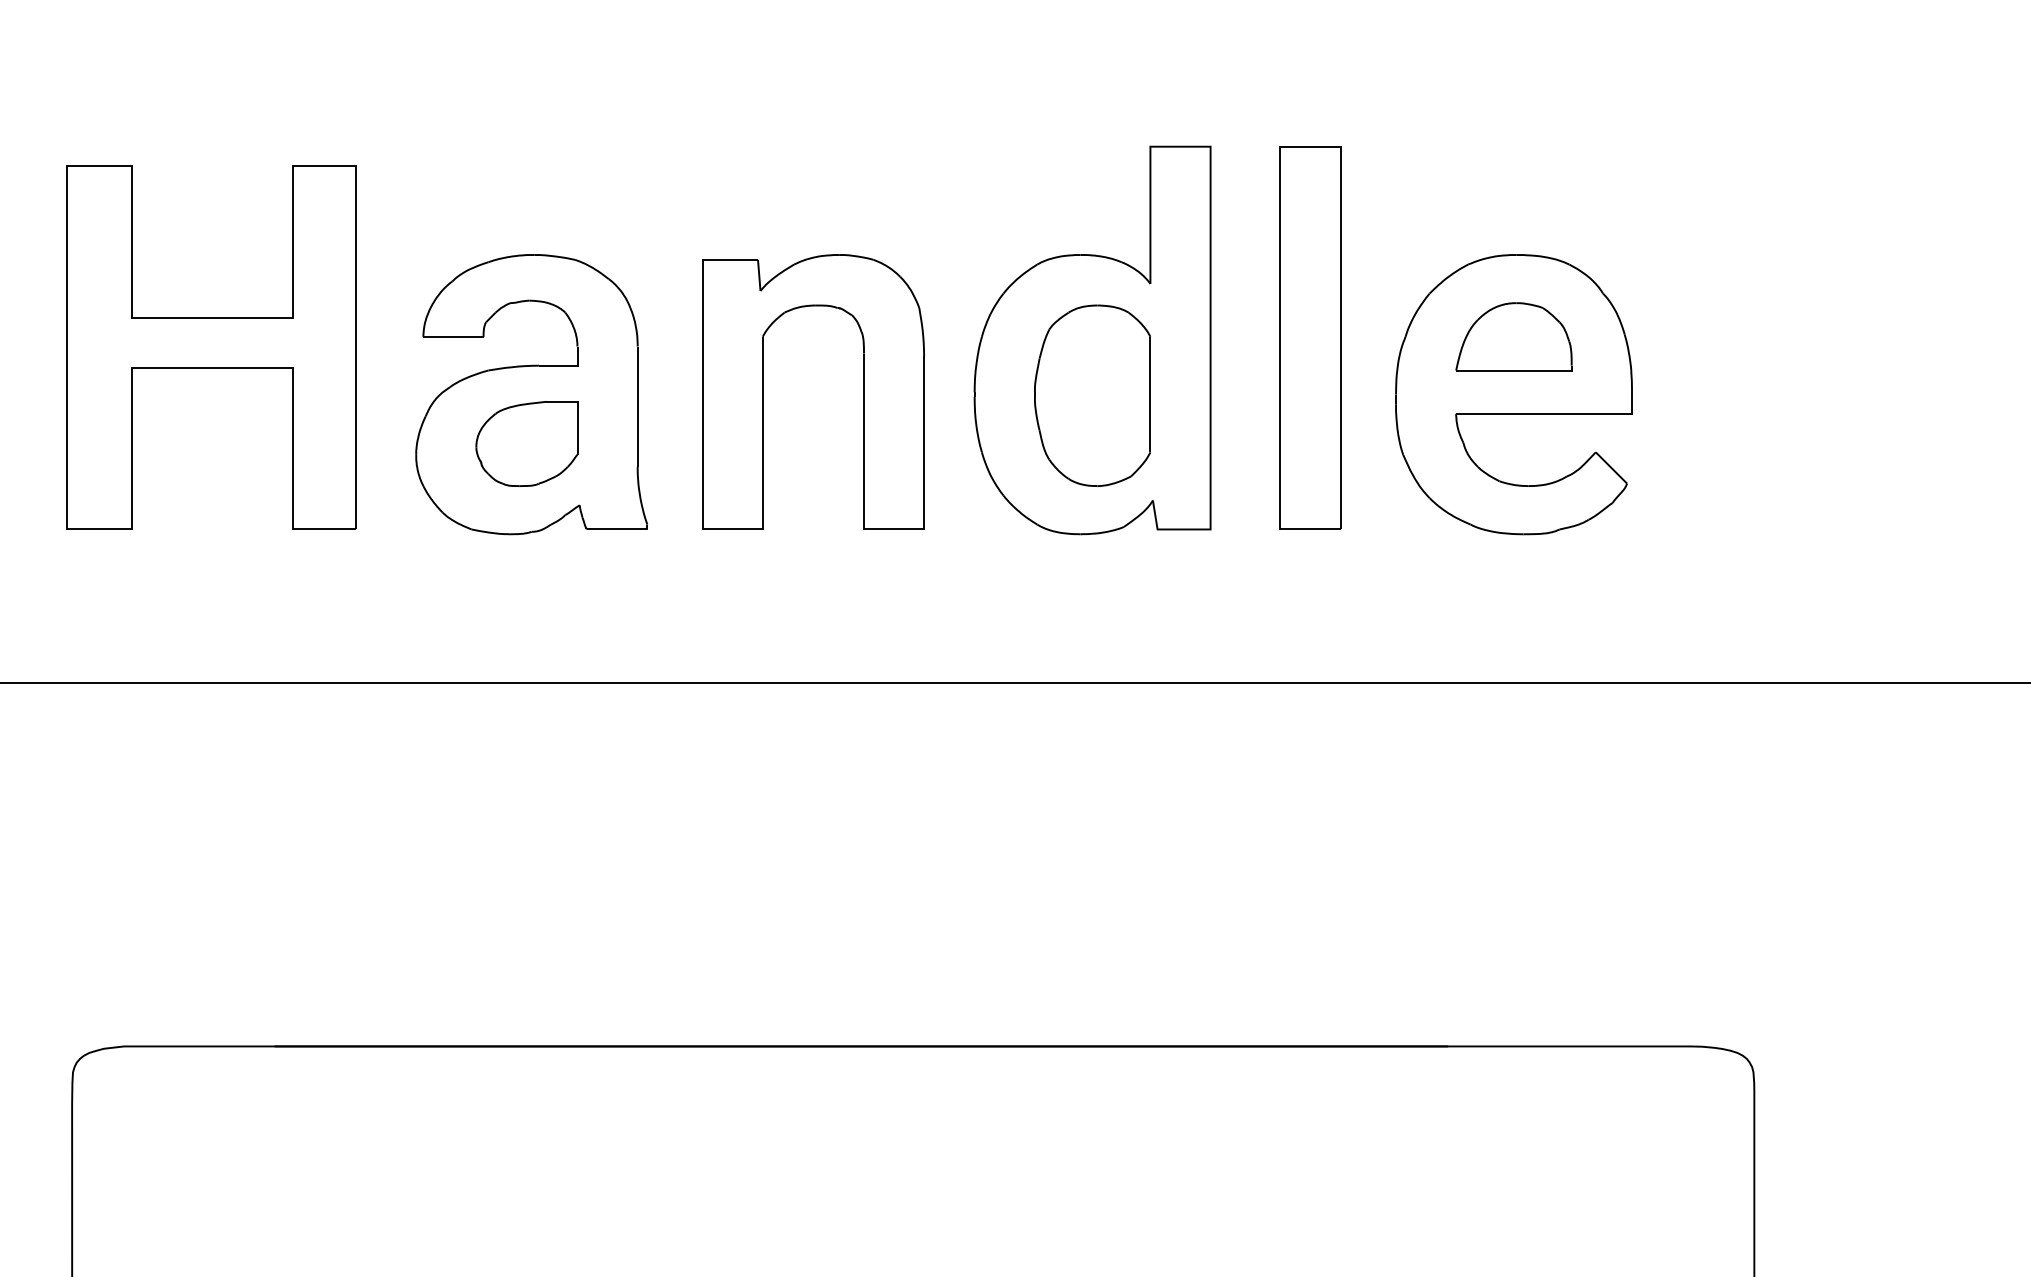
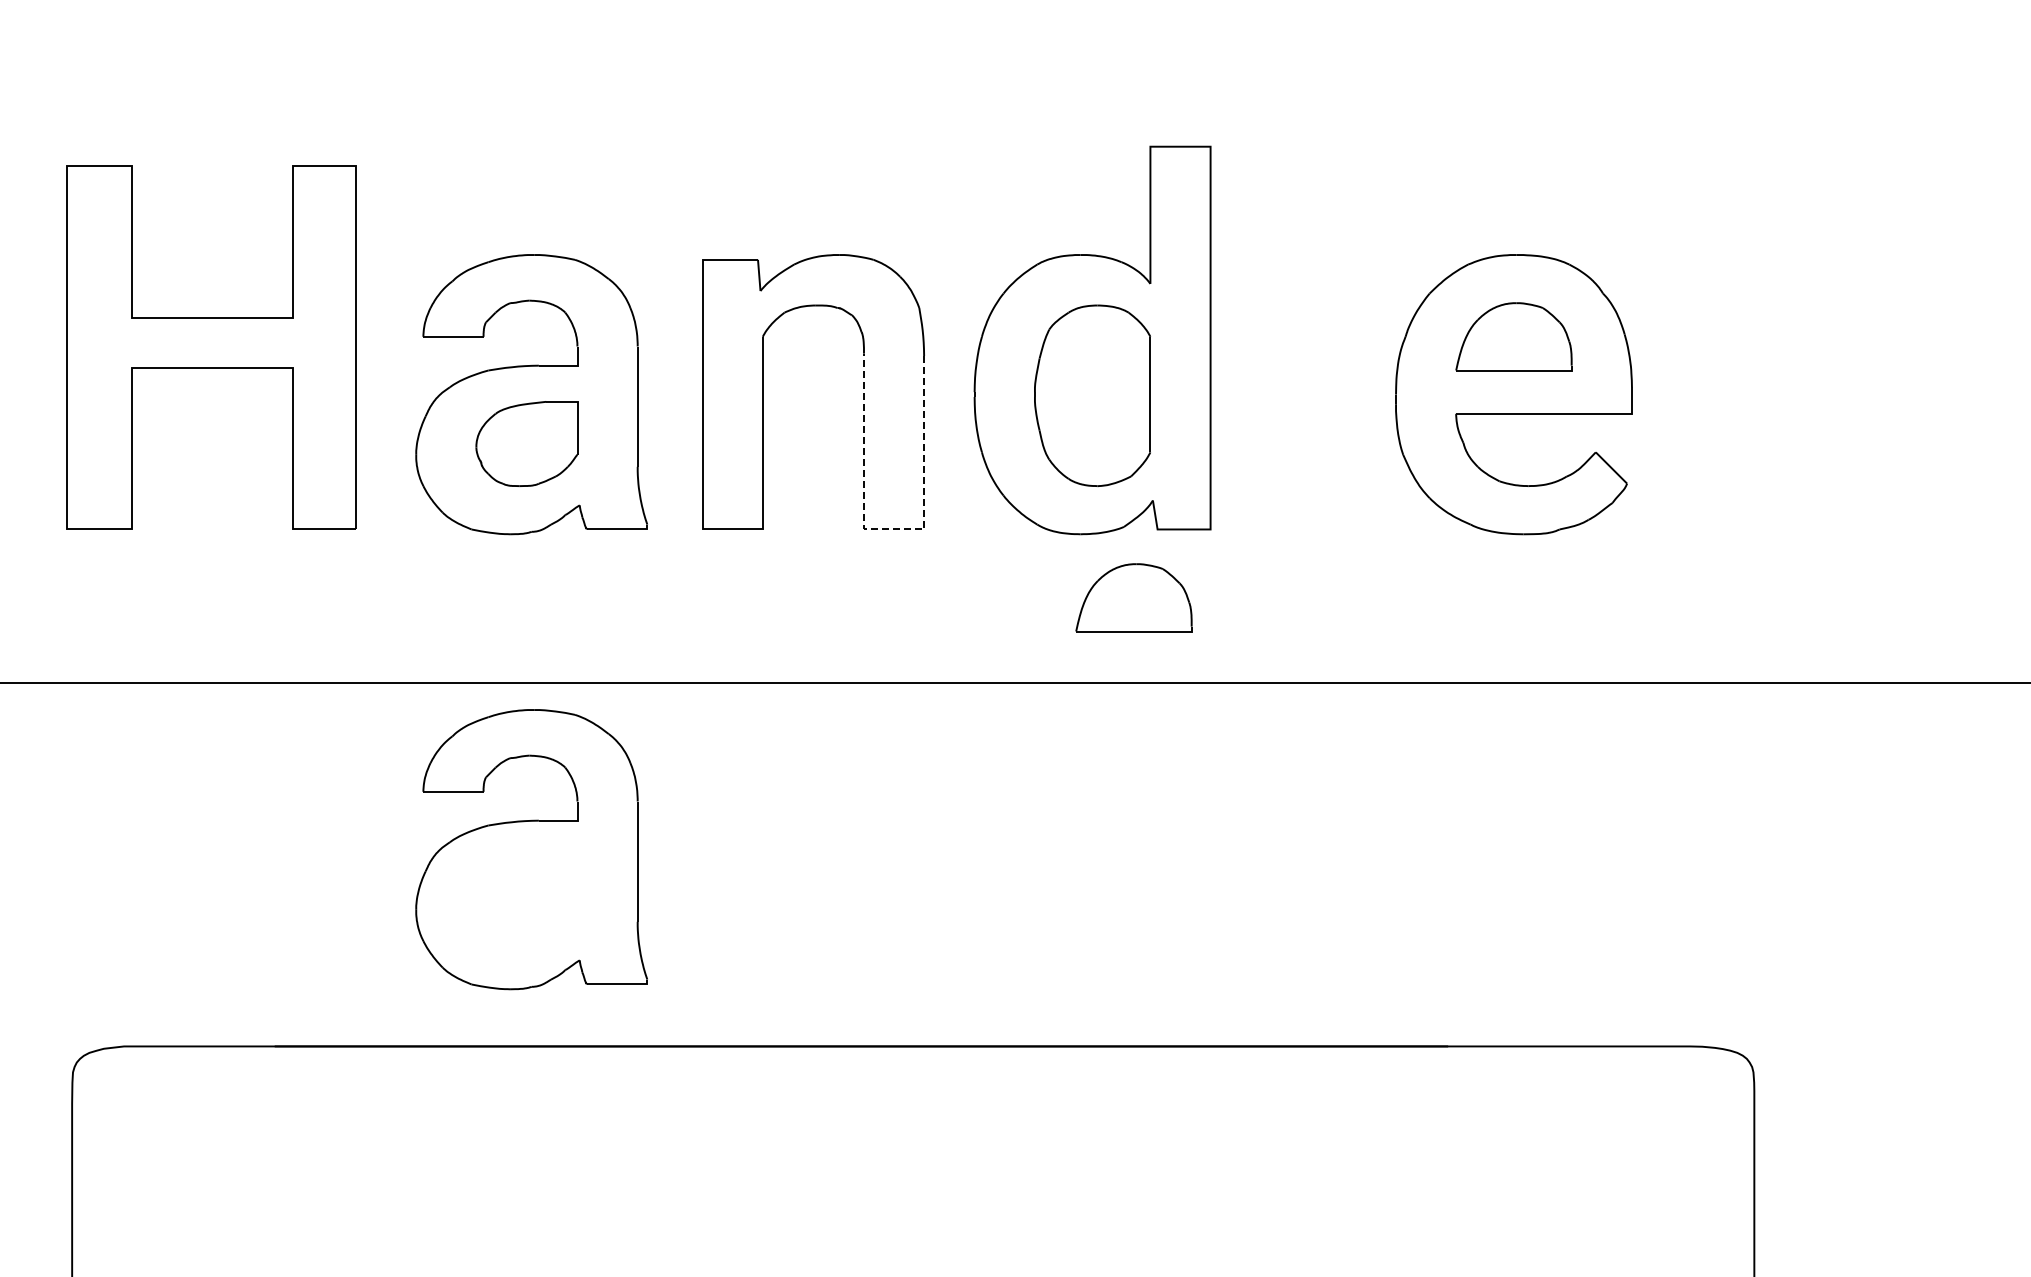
part: present -> none (1310, 337)
line: solid -> dashed (892, 529)
part: none -> present (1133, 597)
part: none -> present (531, 849)
